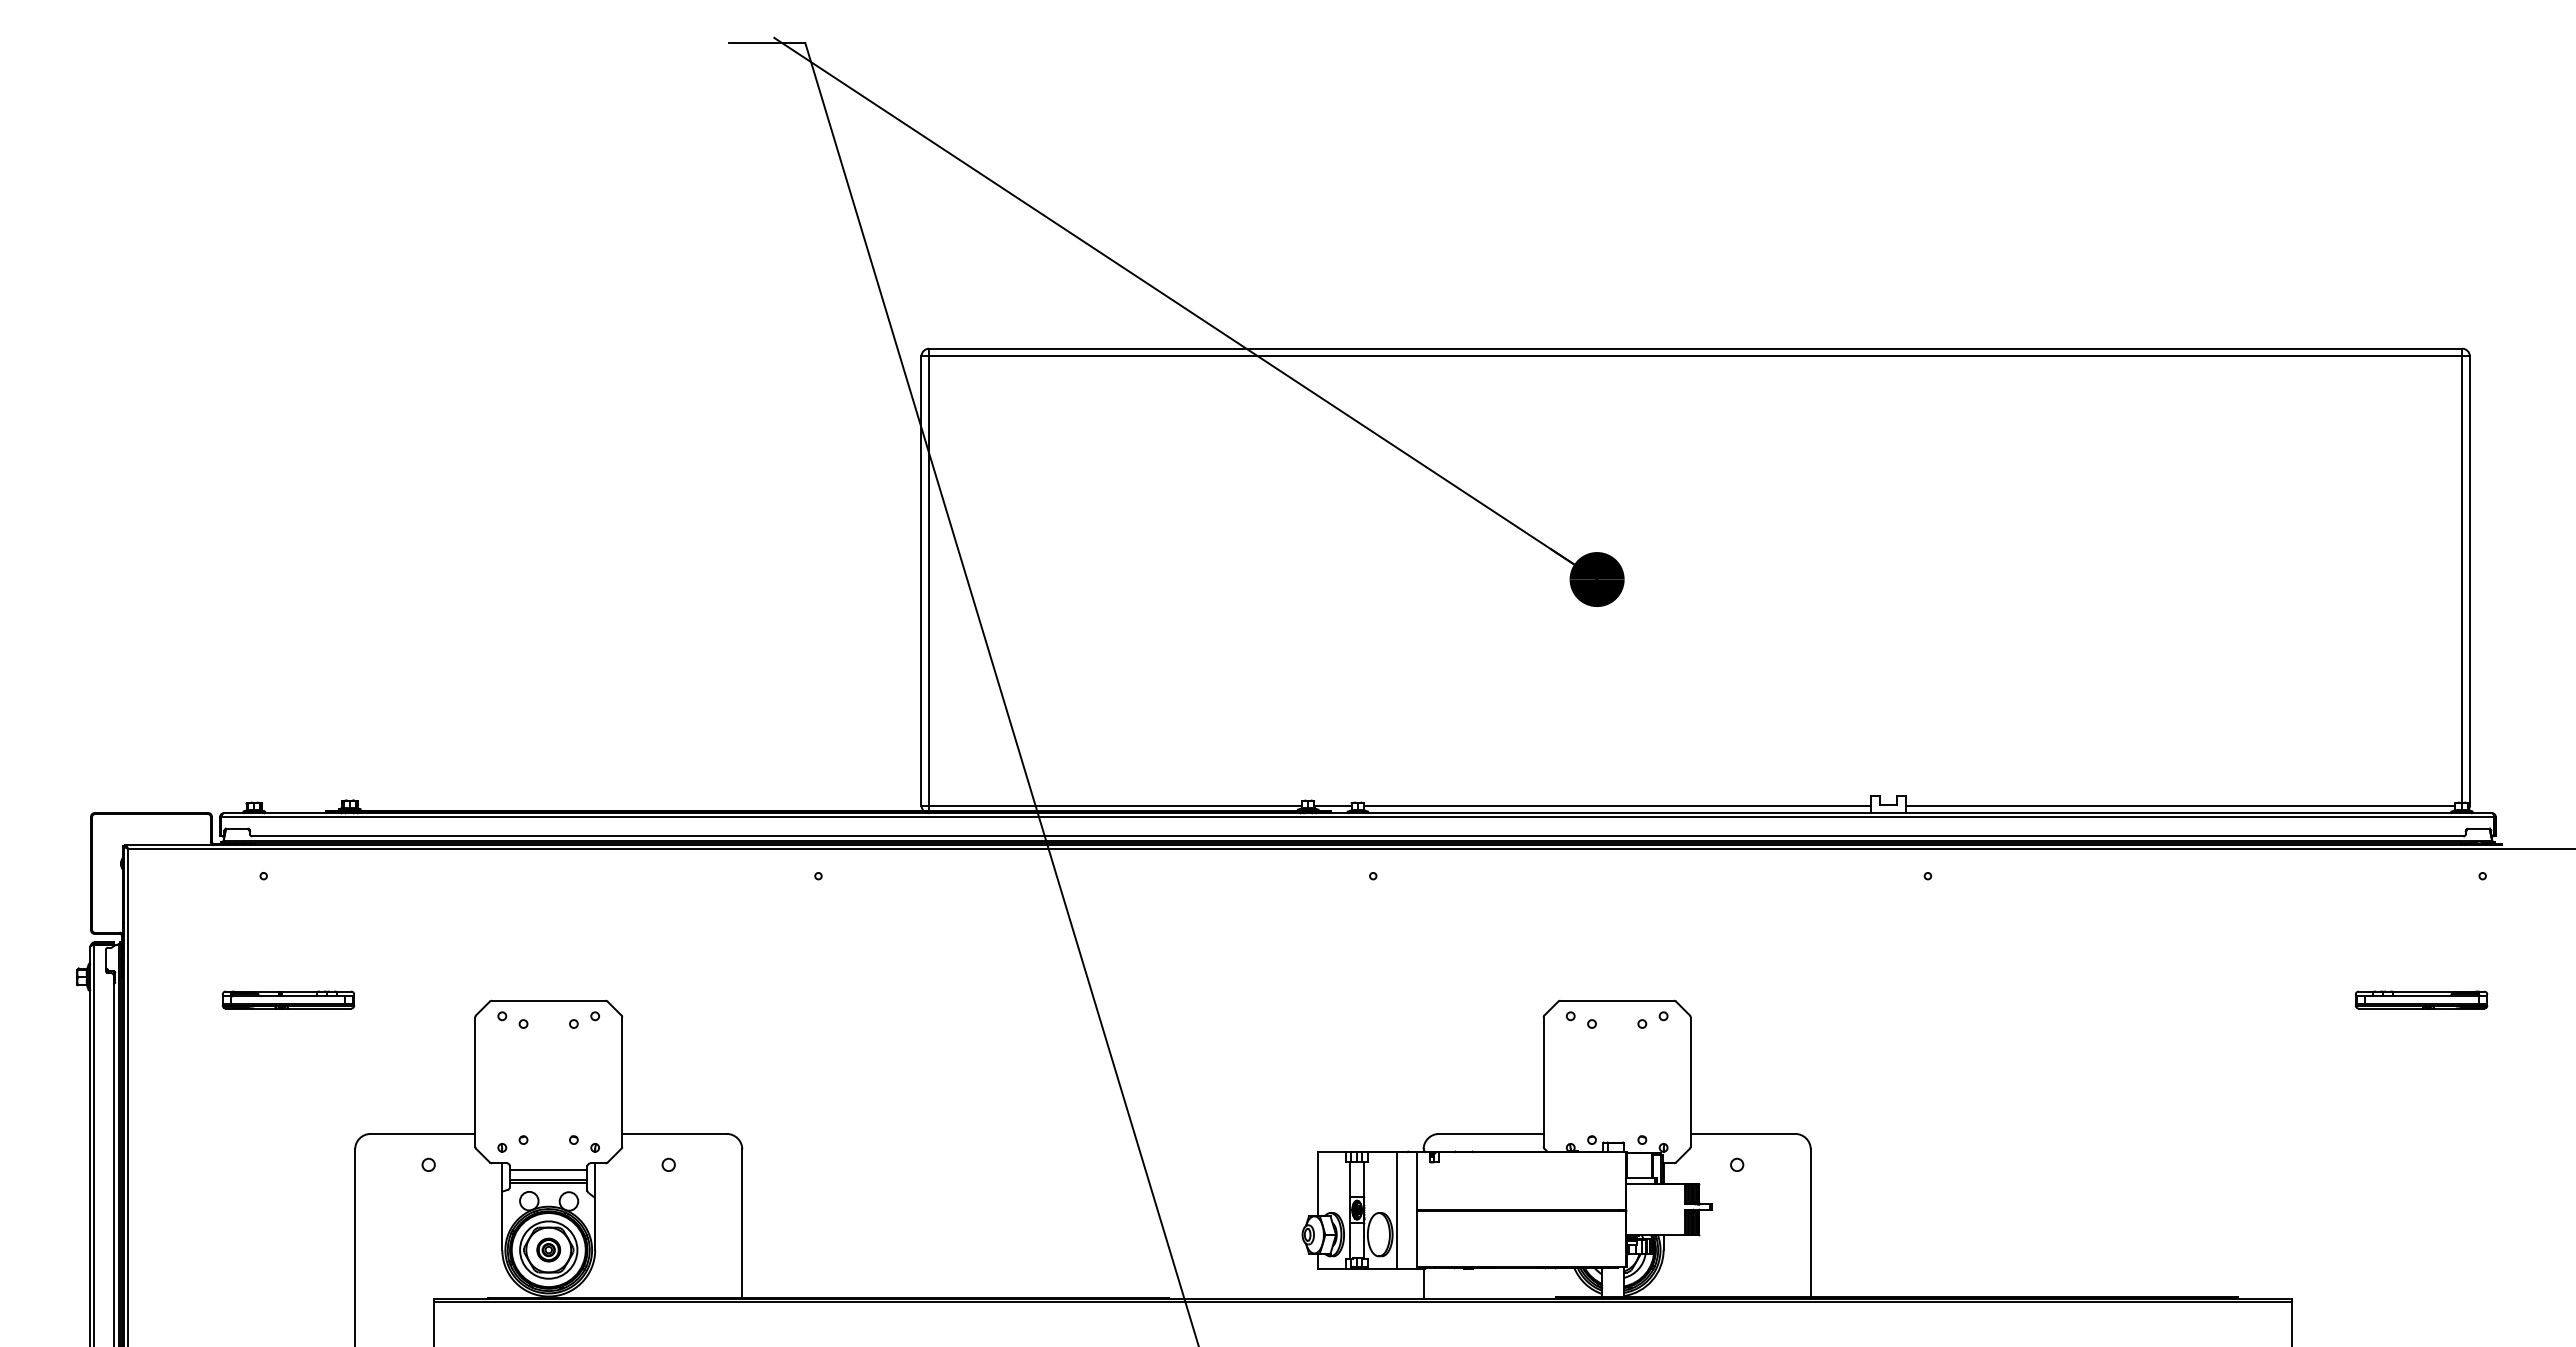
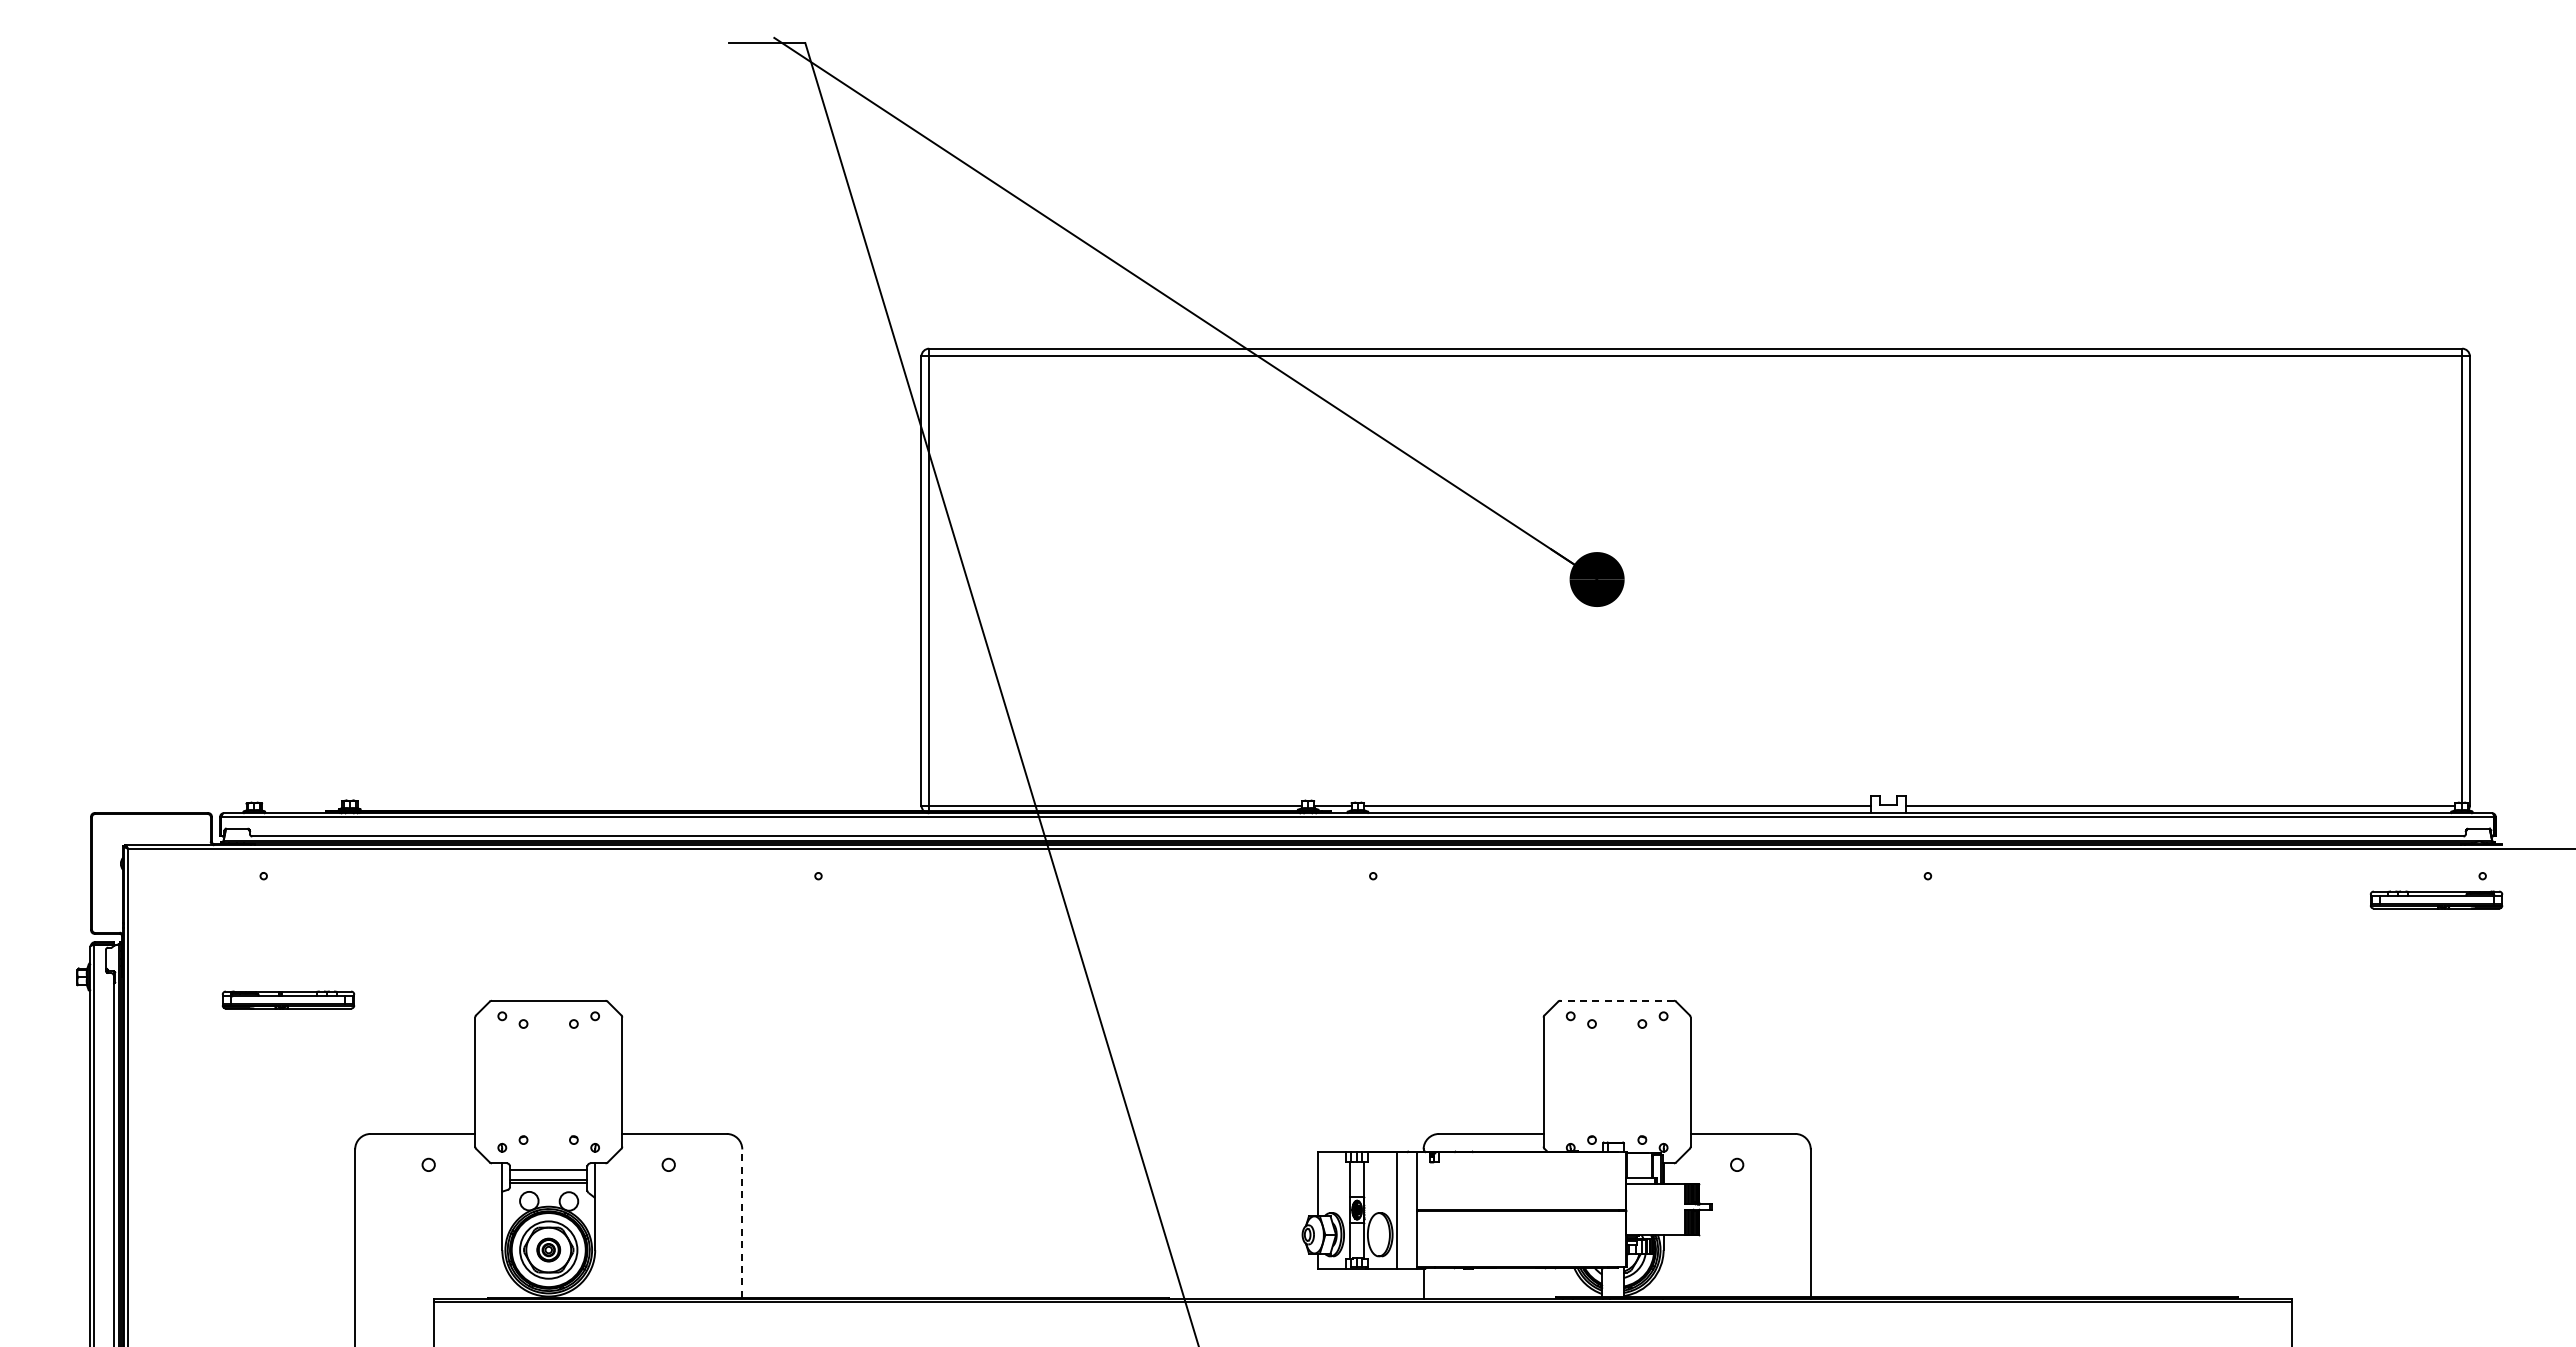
part position: (2421, 999) -> (2436, 899) (2436, 899)
line: solid -> dashed (1617, 1000)
line: solid -> dashed (742, 1223)
